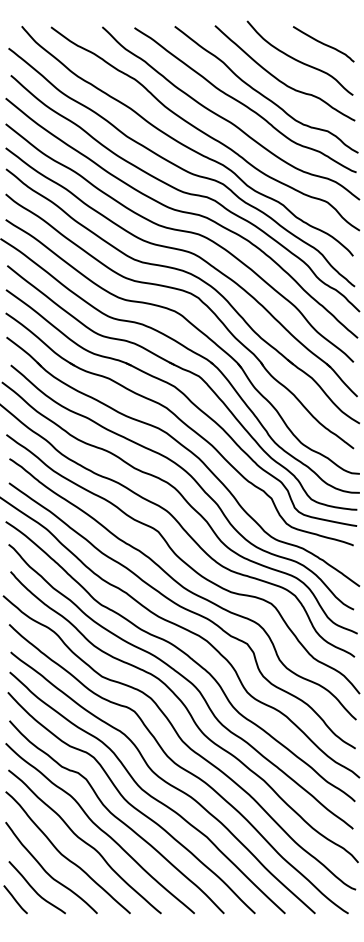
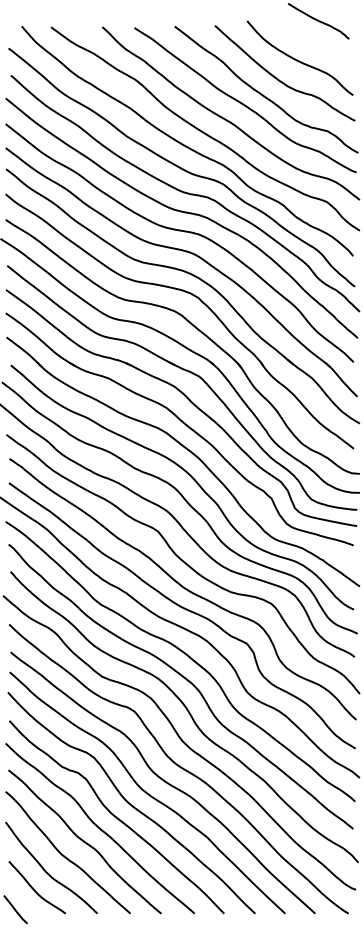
curve position: (323, 44) -> (318, 21) (318, 21)
line position: (15, 899) -> (15, 909) (15, 909)
